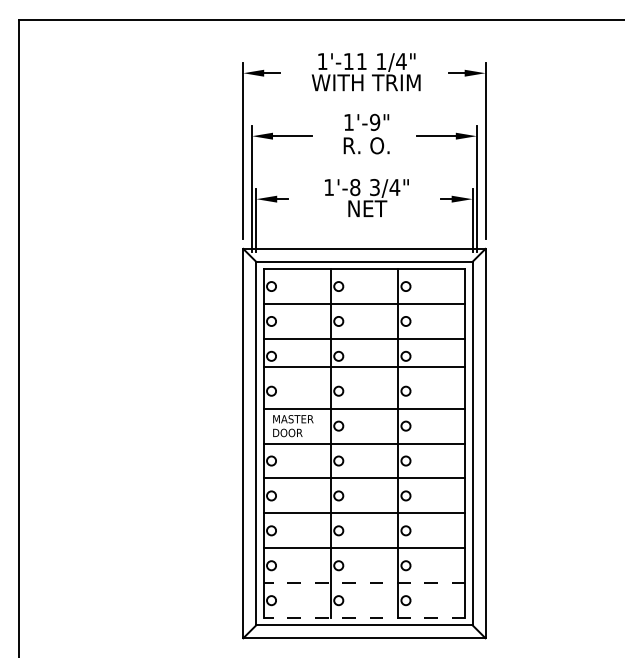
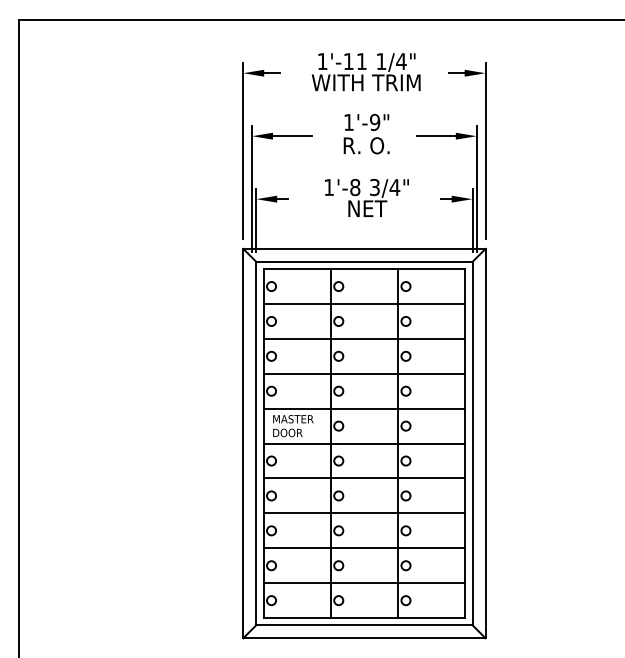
line position: (364, 366) -> (364, 373) (364, 373)
line: dashed -> solid (364, 583)
line: dashed -> solid (364, 618)
